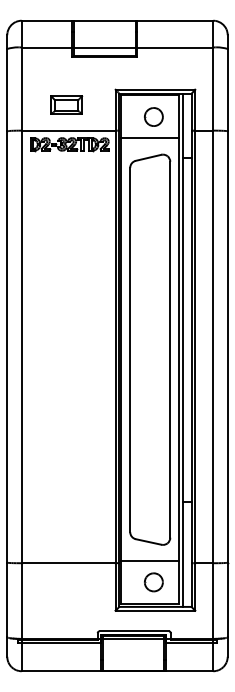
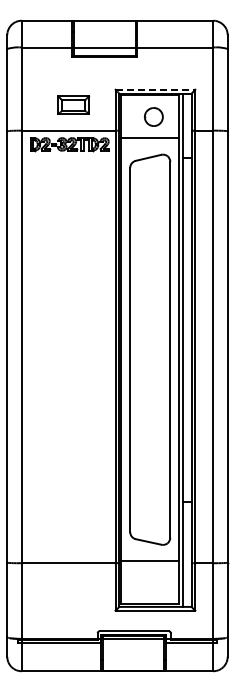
line: solid -> dashed (155, 89)
part position: (66, 104) -> (73, 104) (73, 104)
part: present -> none (153, 582)
